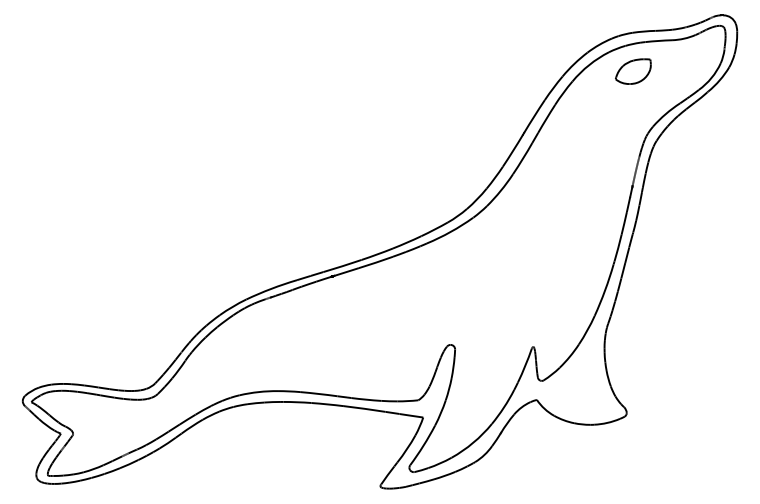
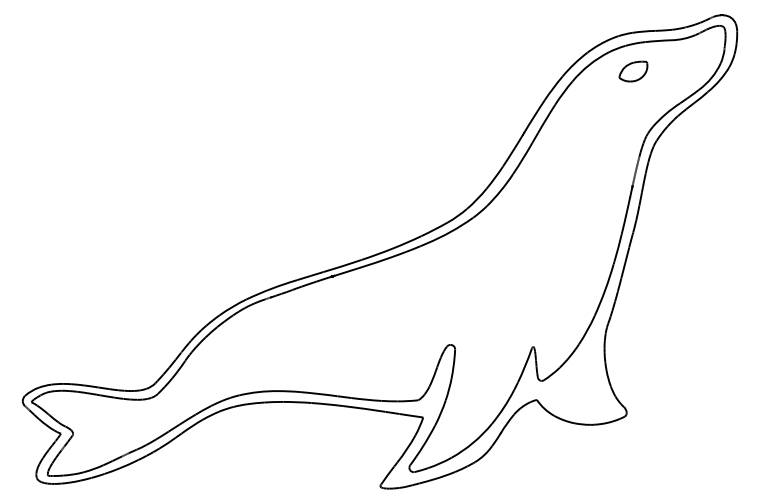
part size: 37x27 px -> 31x23 px (633, 71)
